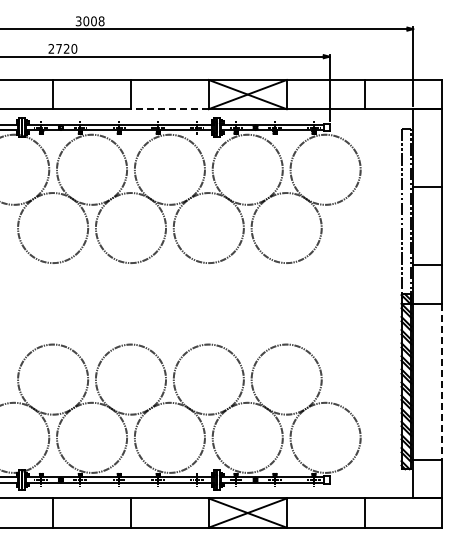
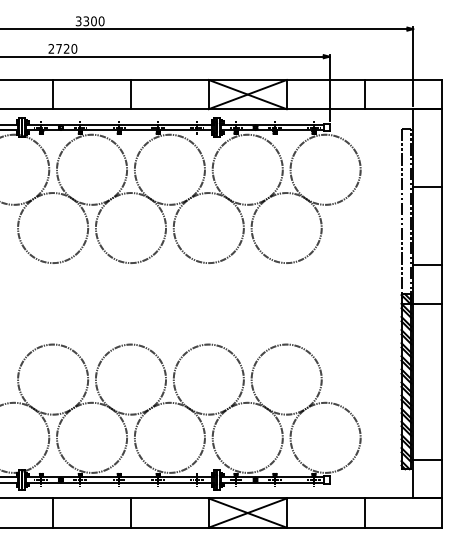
text: 3008 -> 3300 (93, 21)
line: dashed -> solid (169, 109)
line: dashed -> solid (442, 381)
